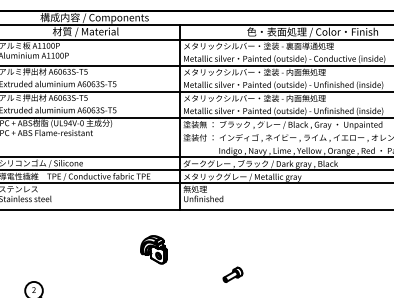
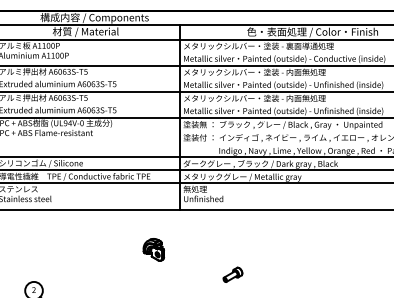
part size: 28x30 px -> 23x24 px (153, 249)
